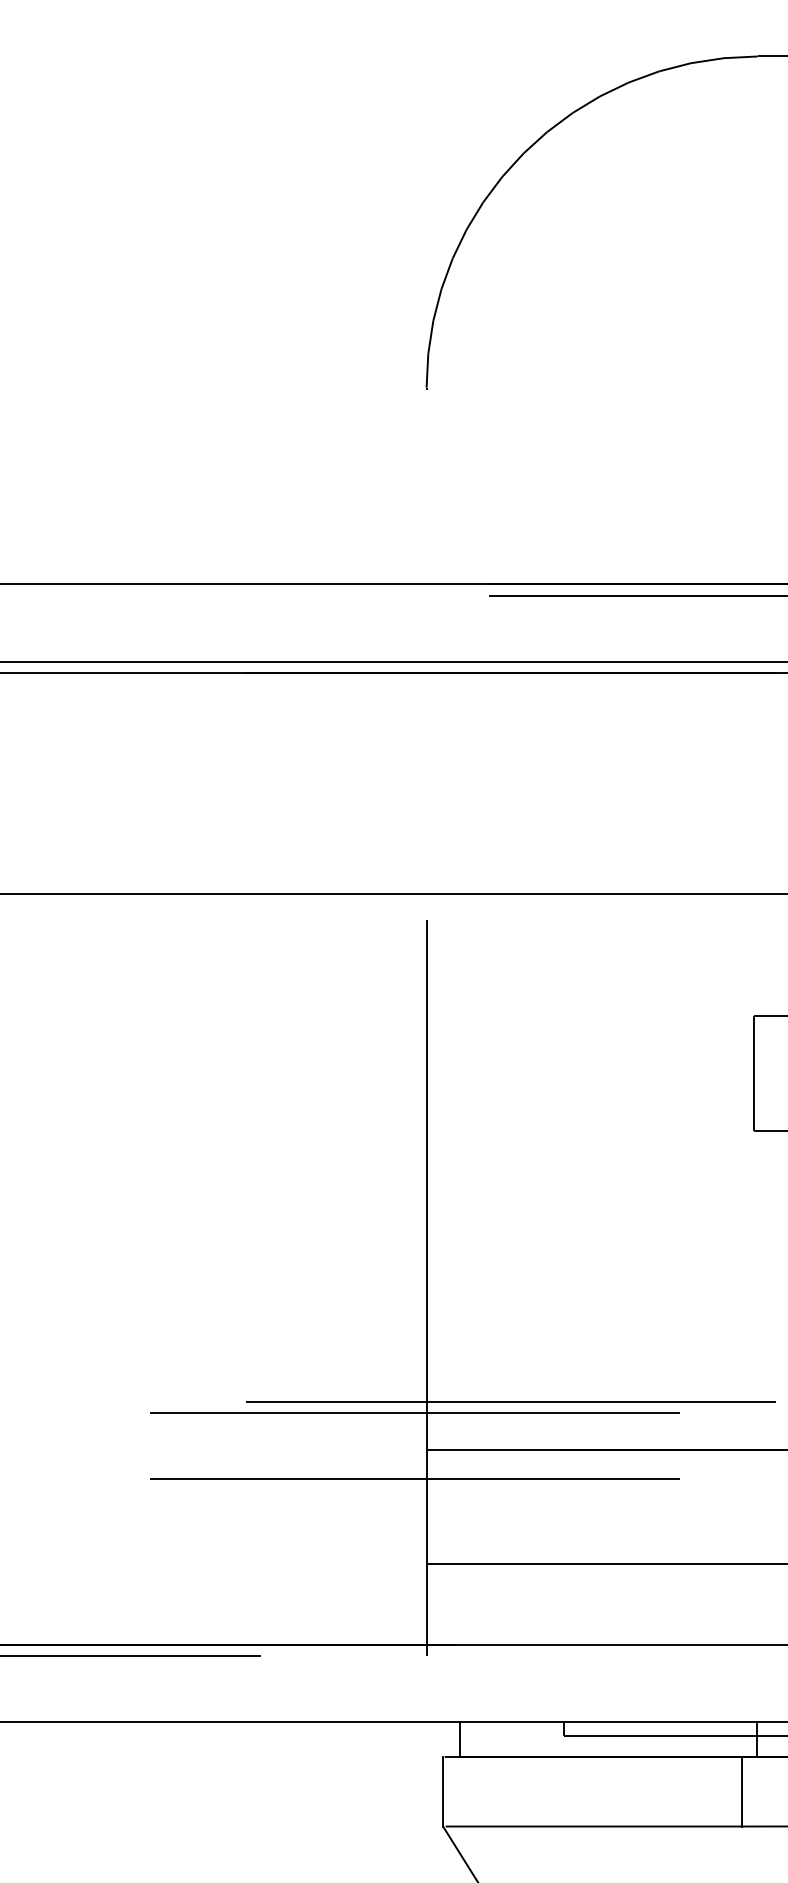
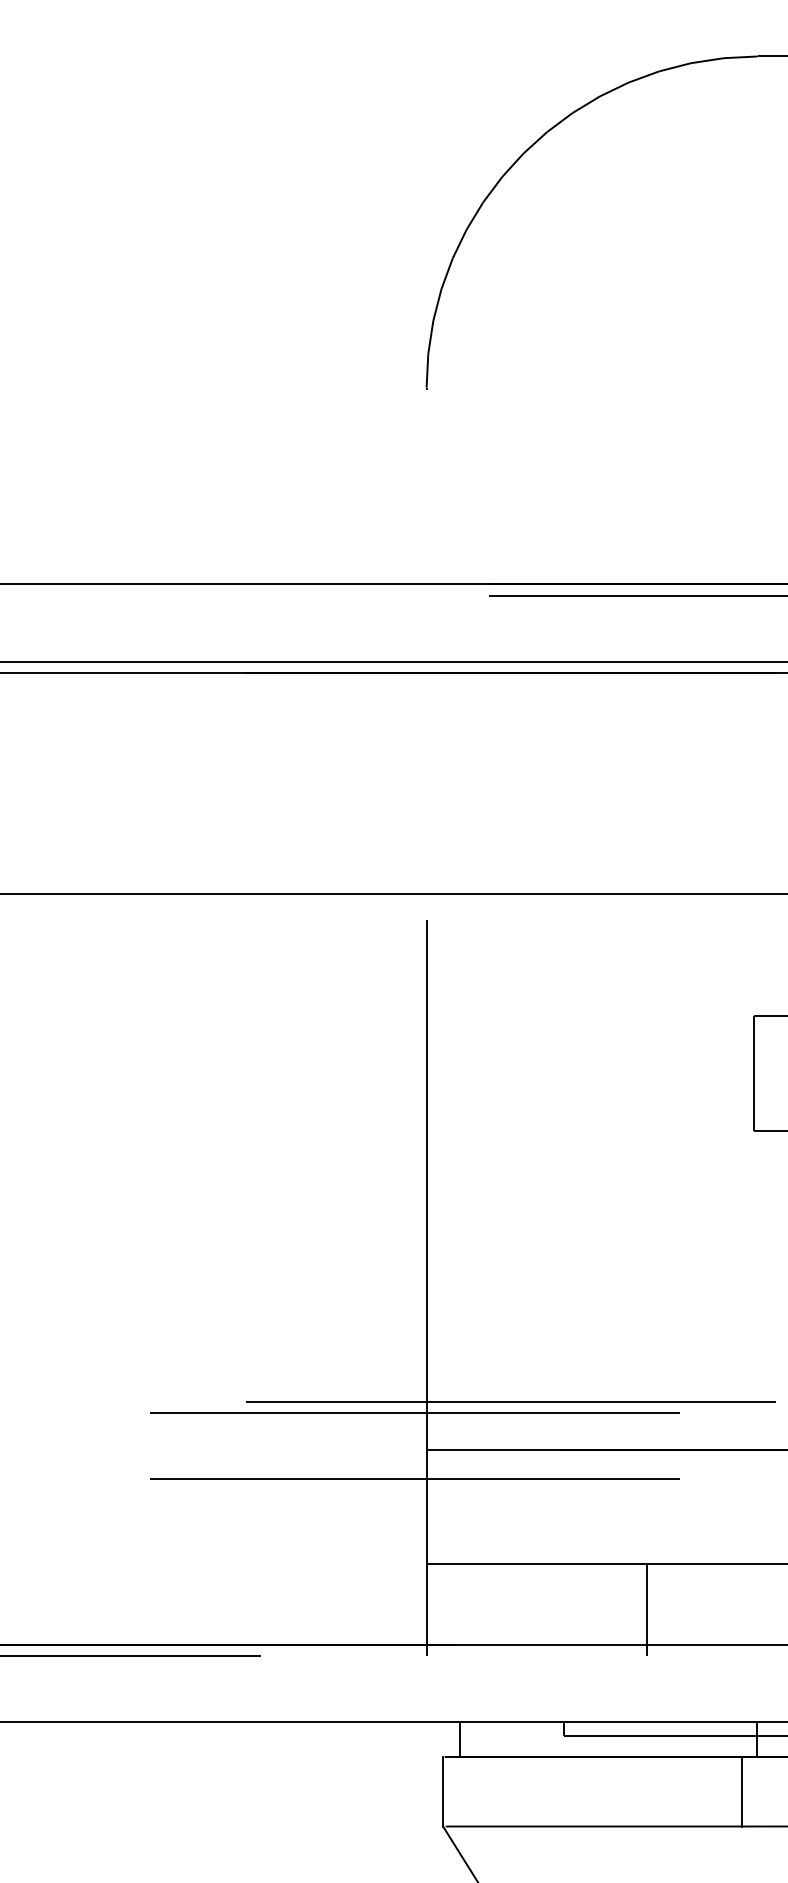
line: none -> present (647, 1610)
